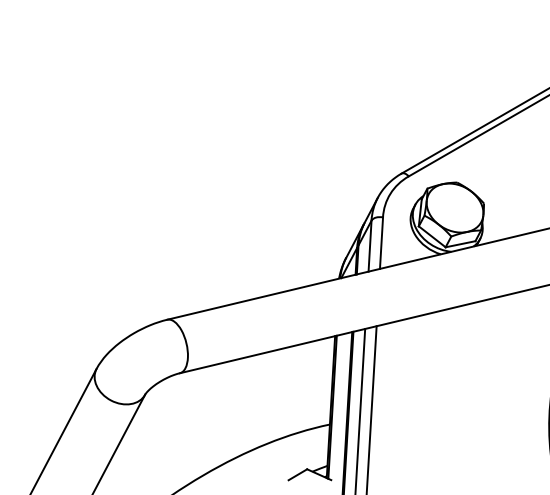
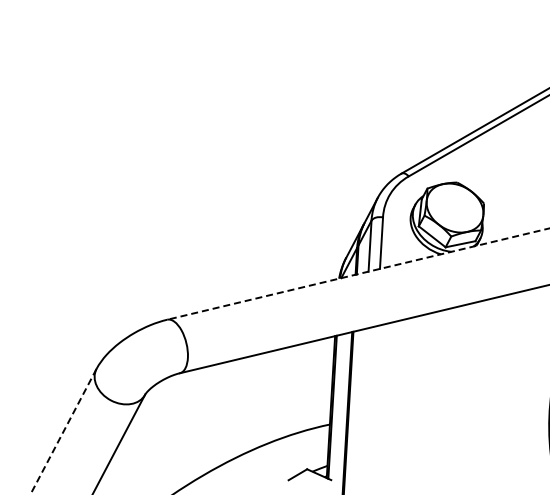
line: solid -> dashed (357, 274)
line: present -> none (371, 408)
line: present -> none (360, 409)
line: solid -> dashed (63, 431)
